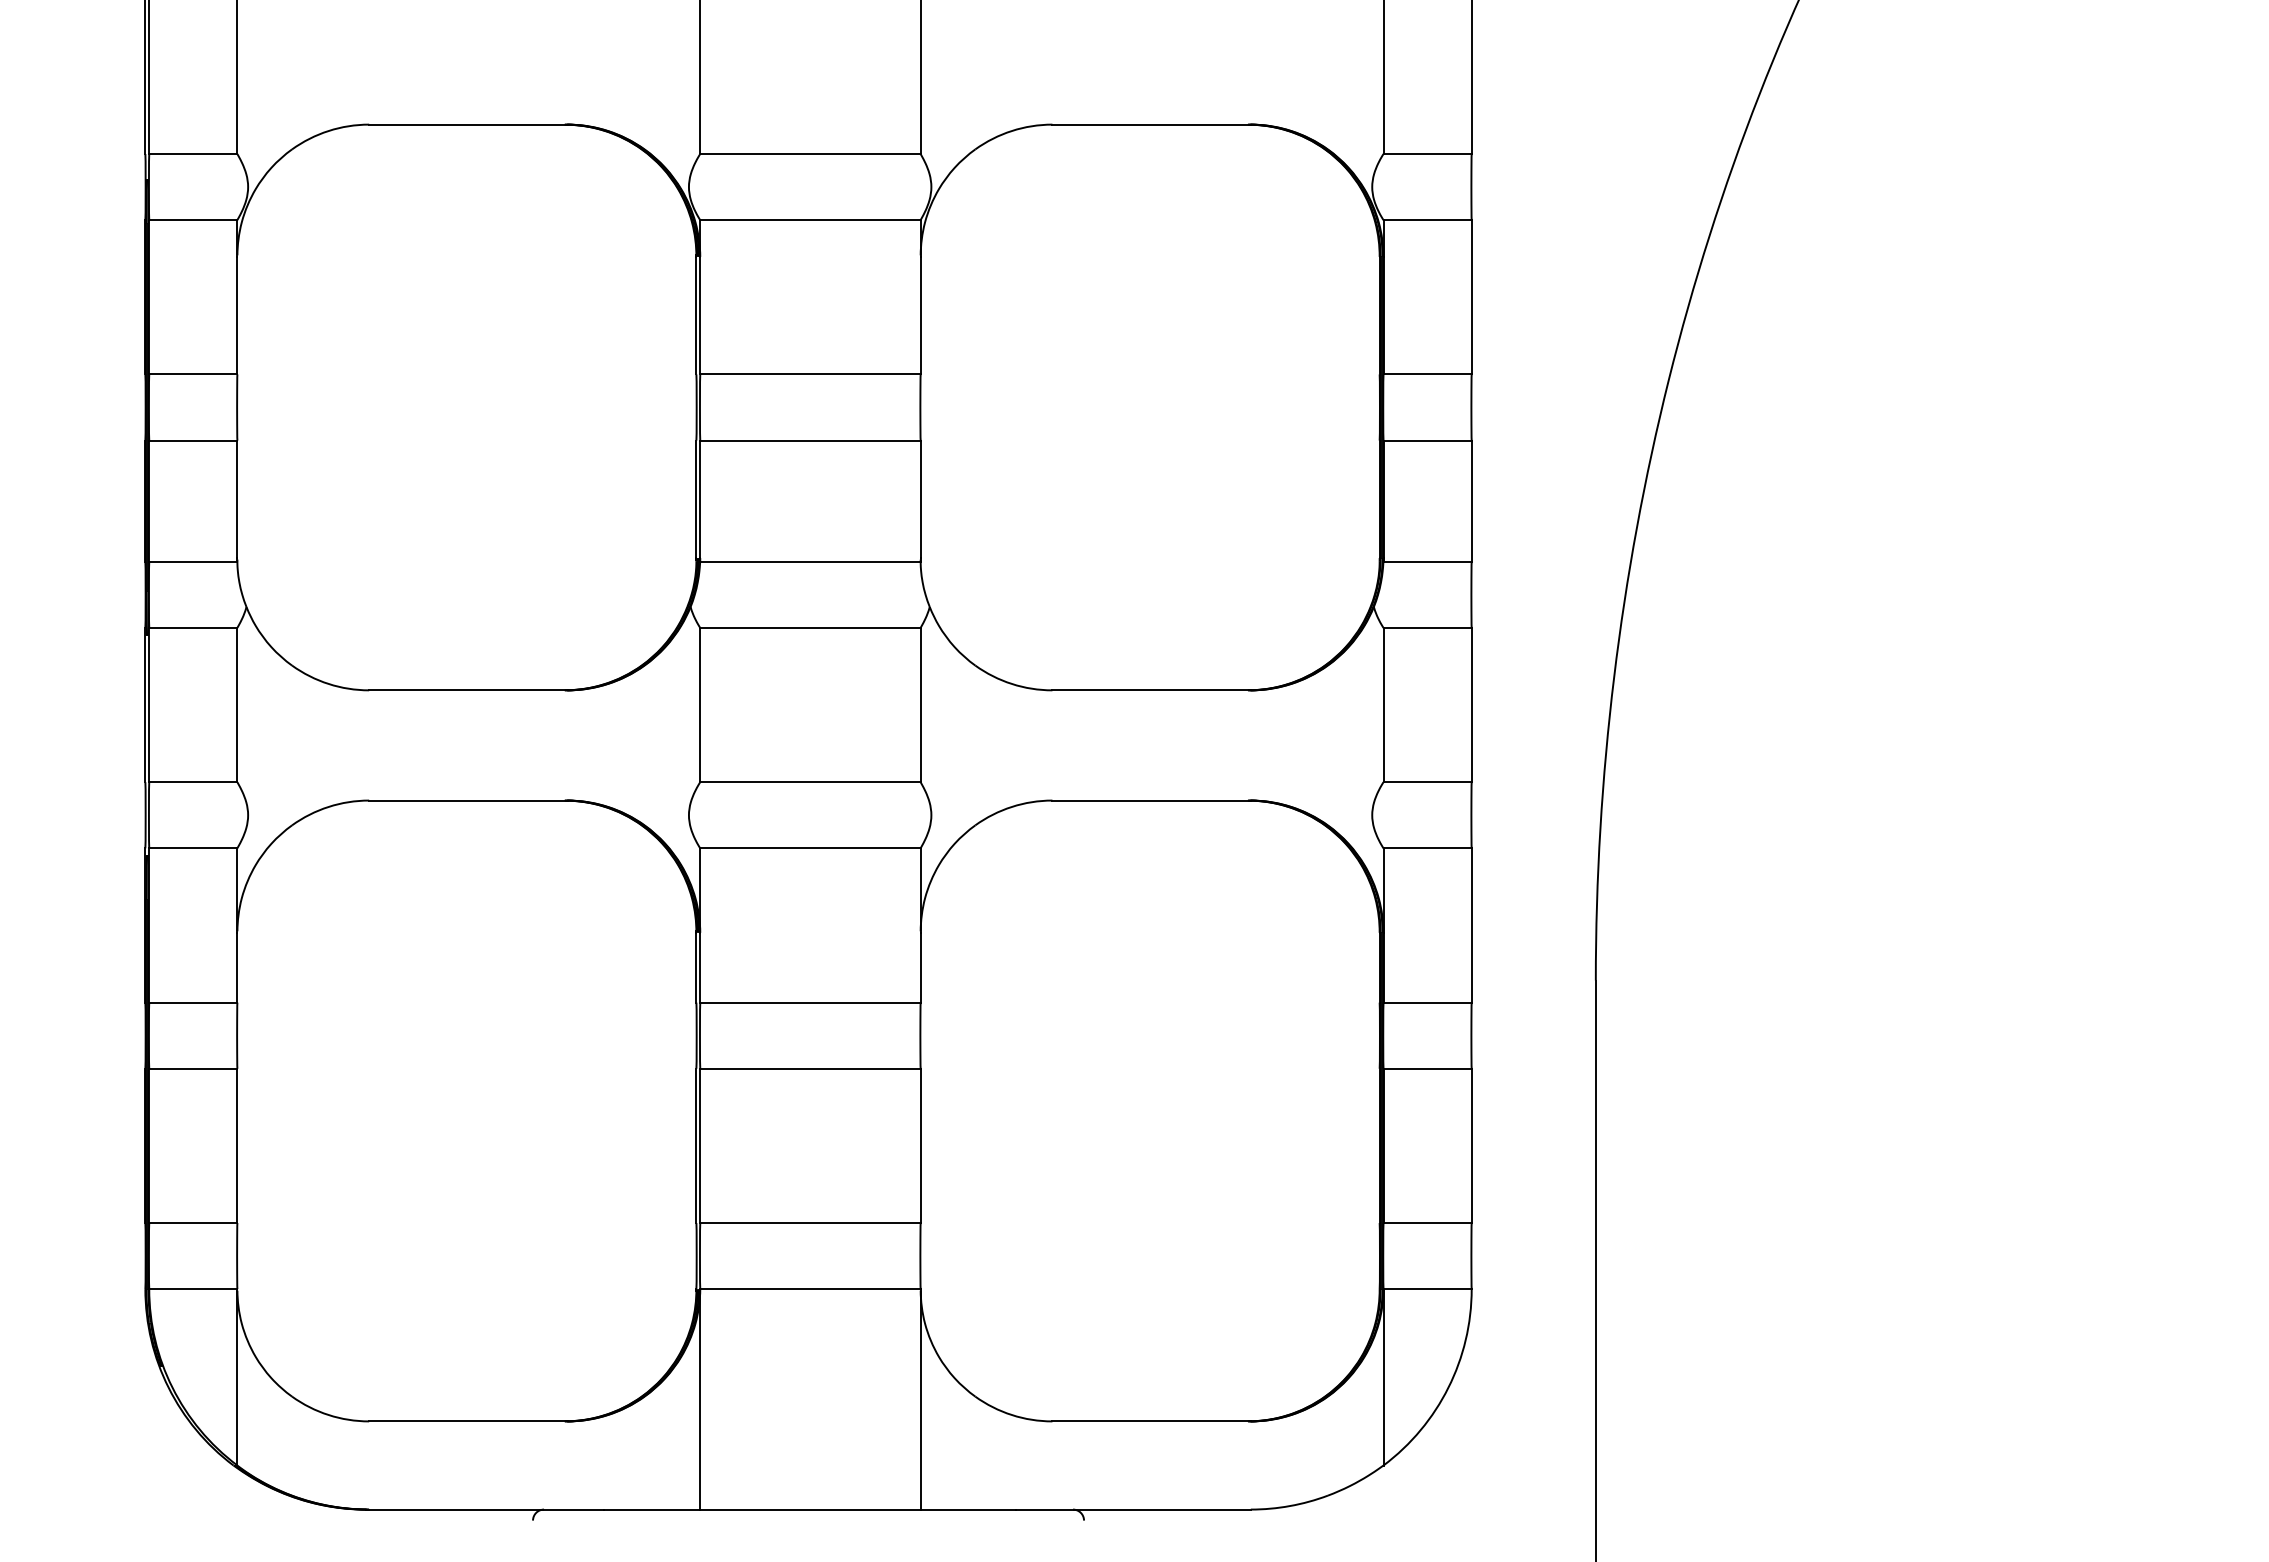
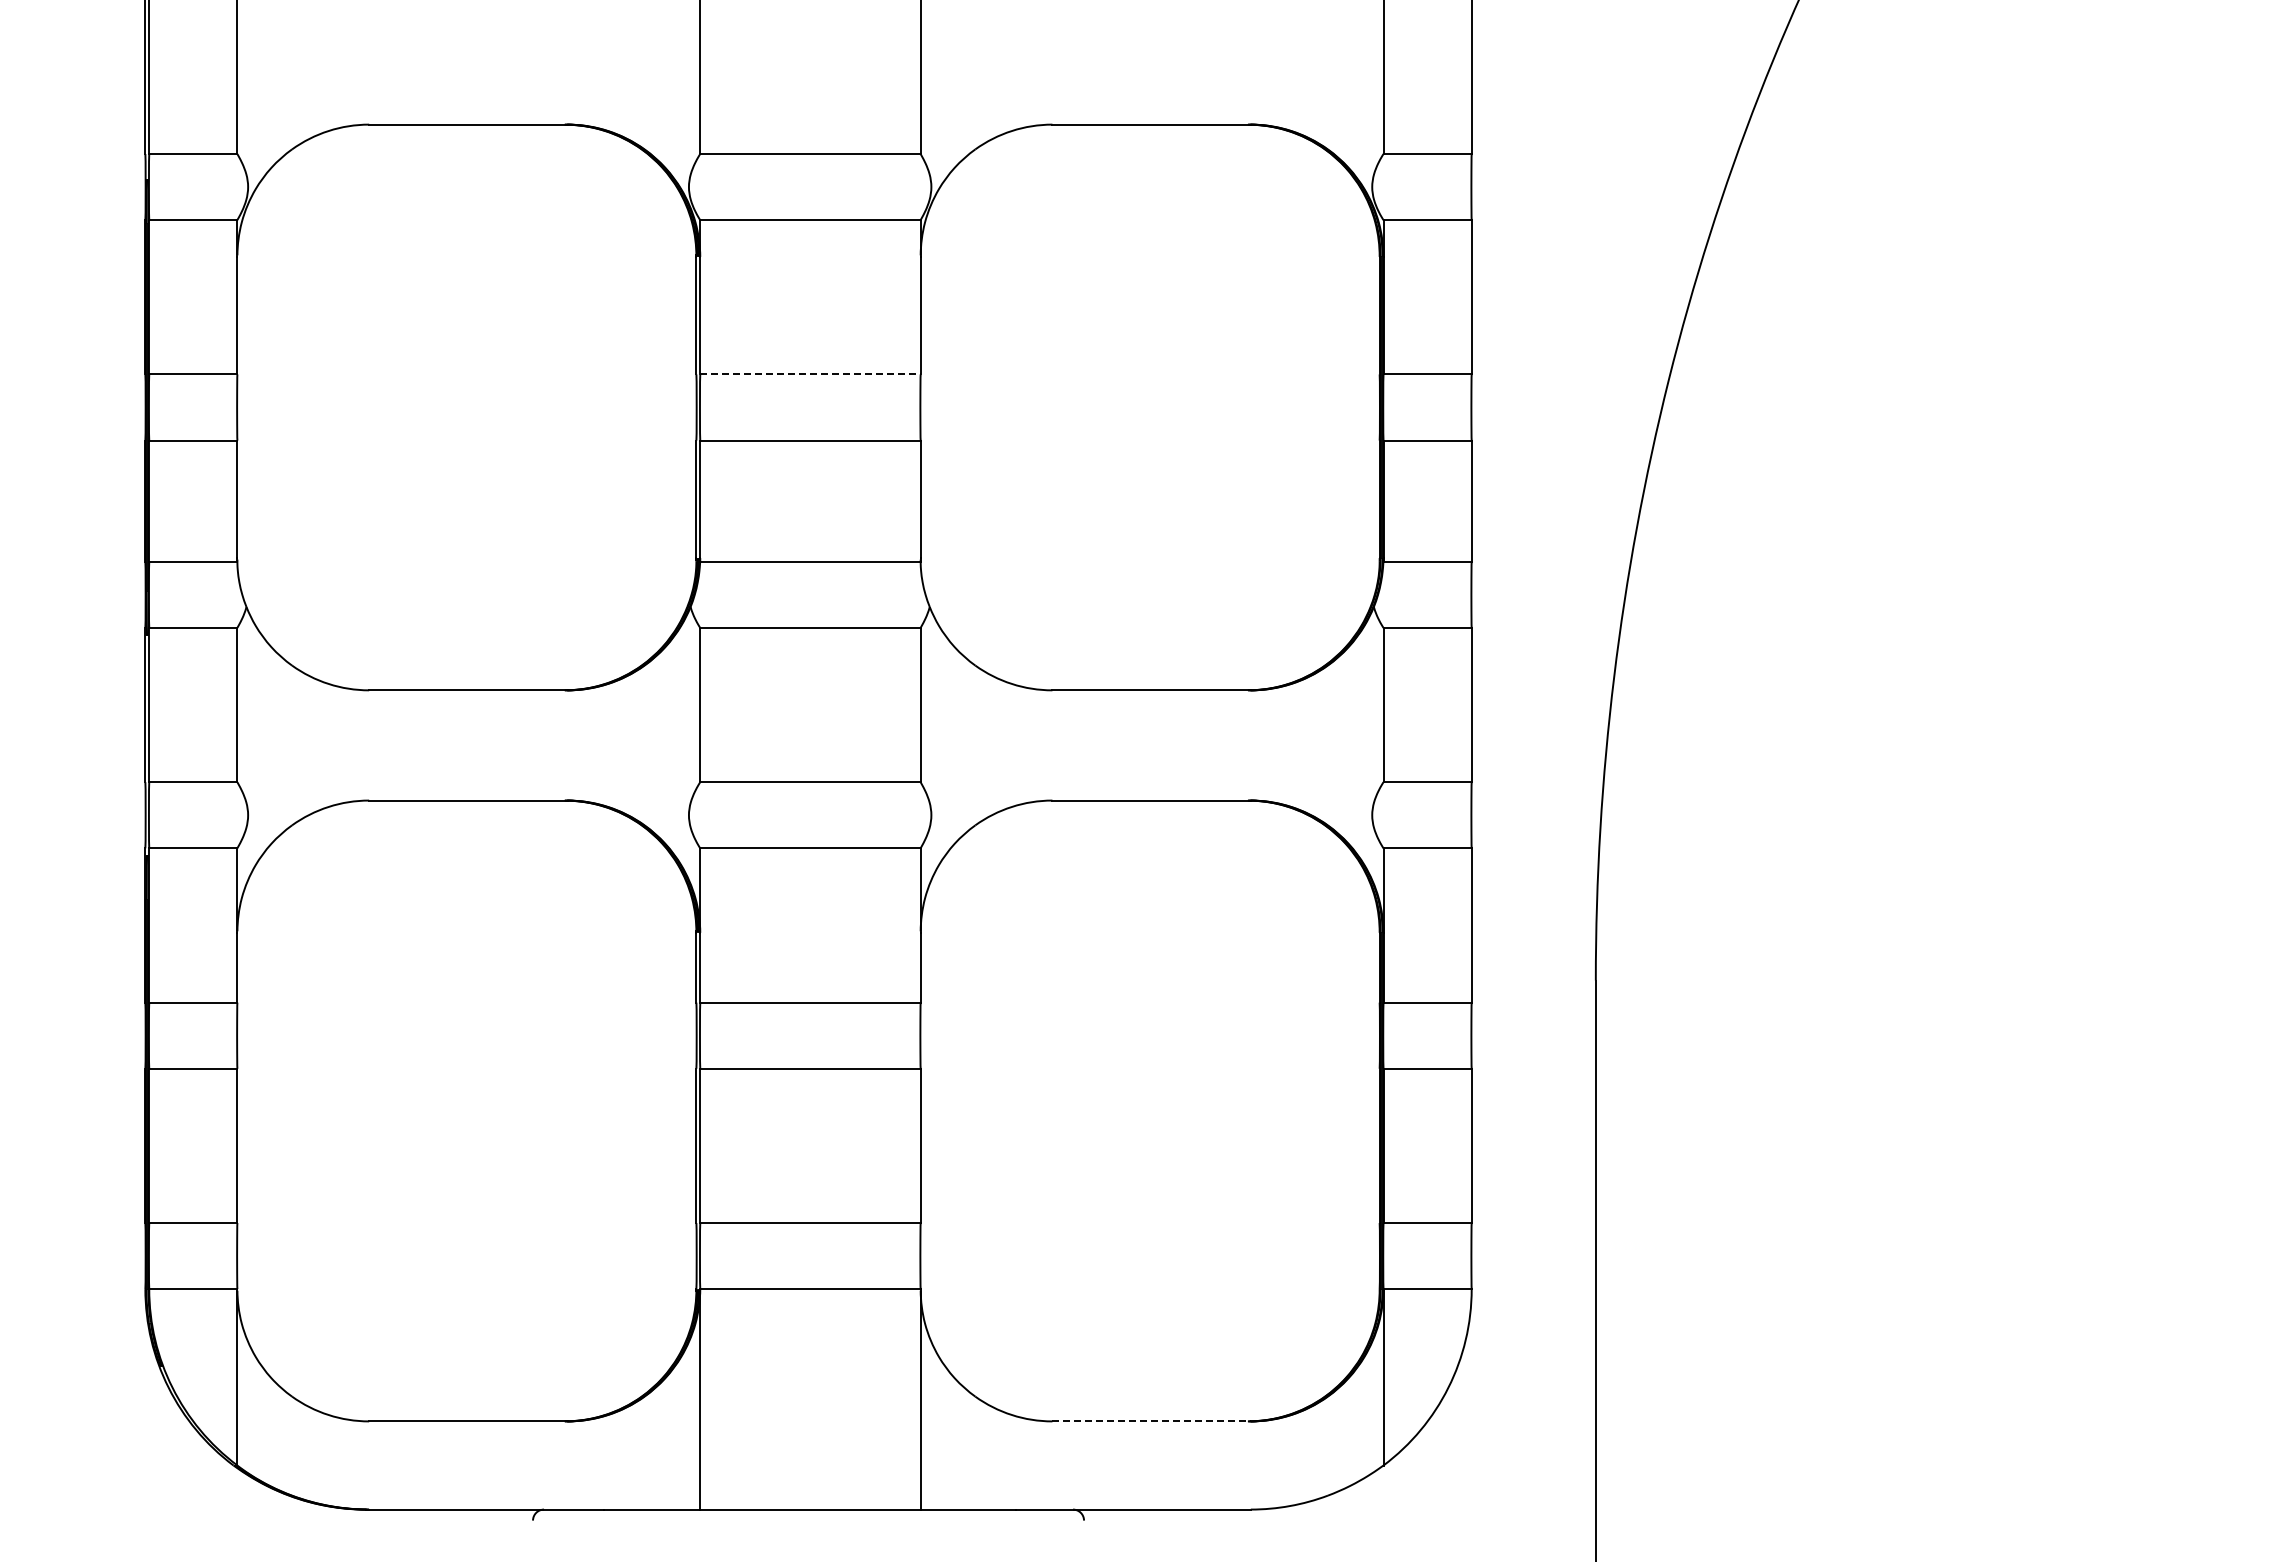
line: solid -> dashed (810, 374)
line: solid -> dashed (1152, 1421)
